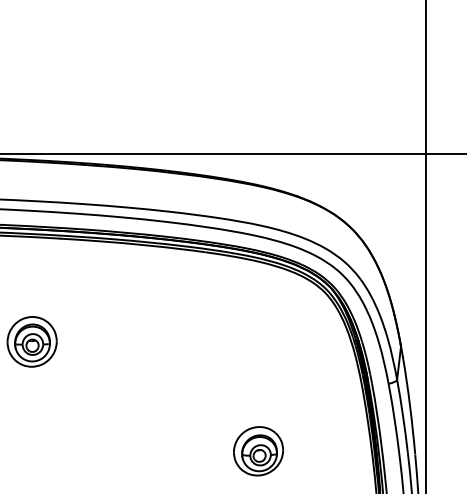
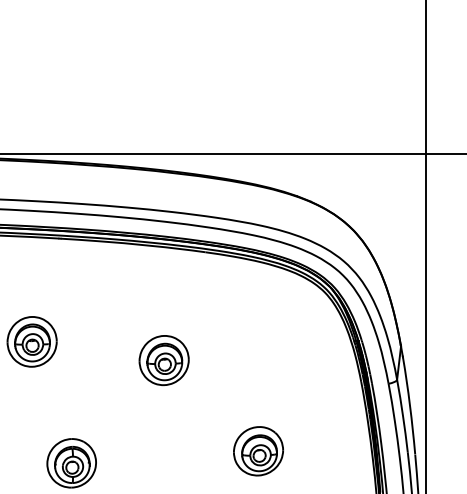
part: none -> present (163, 360)
part: none -> present (71, 463)
